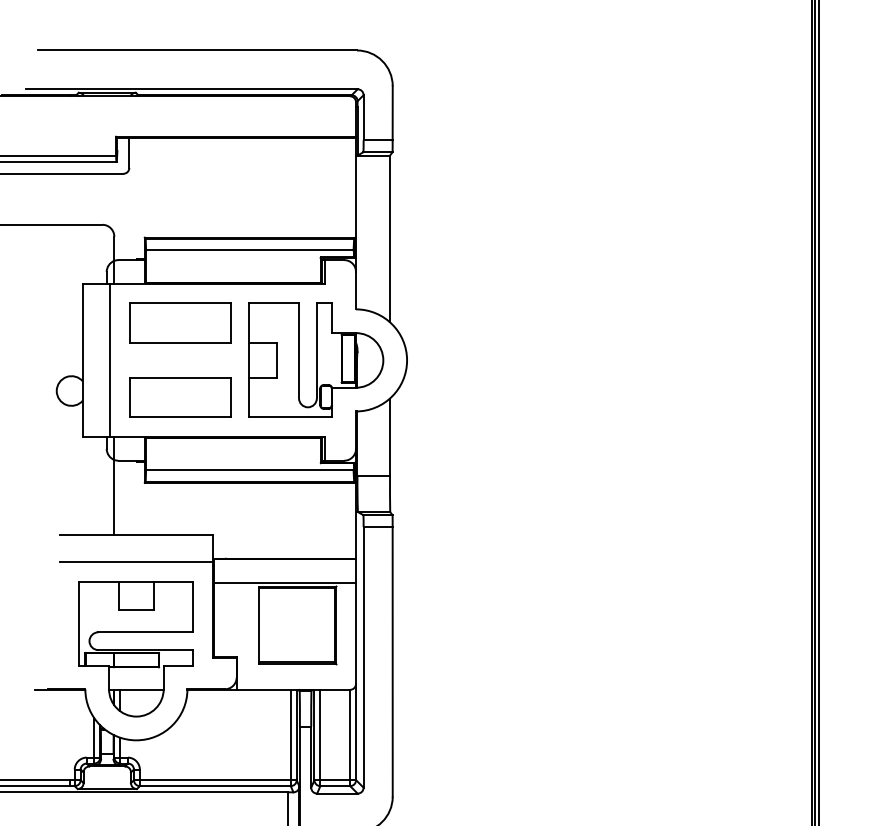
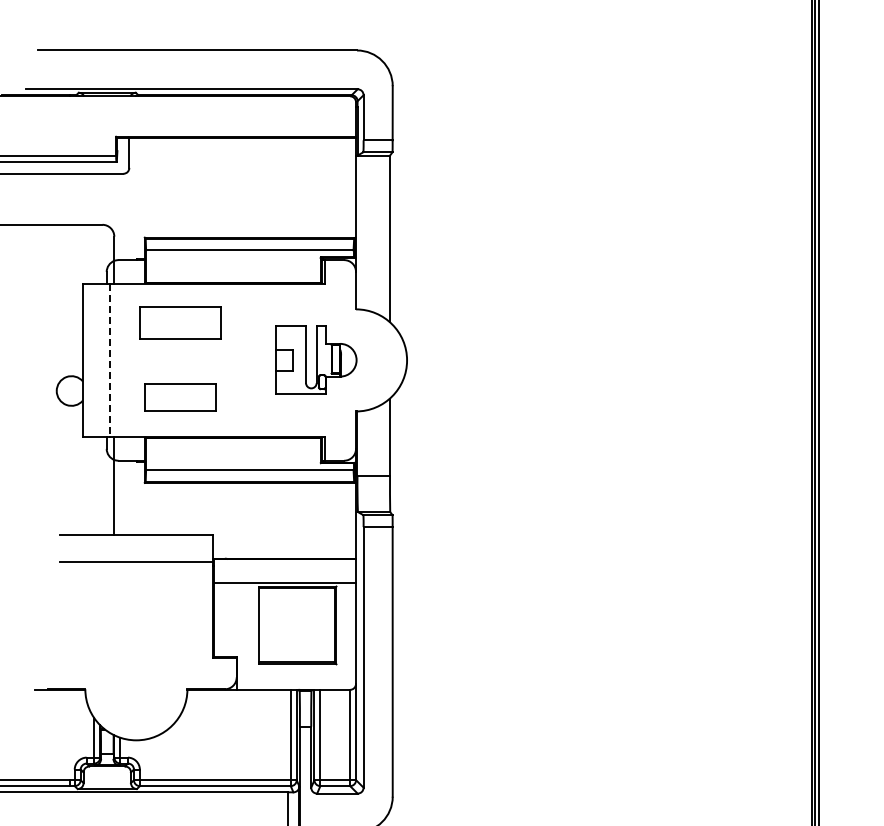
part size: 103x42 px -> 83x34 px (180, 322)
part size: 137x116 px -> 83x70 px (316, 359)
line: solid -> dashed (110, 360)
part size: 103x41 px -> 73x29 px (180, 397)
part: present -> none (135, 649)
